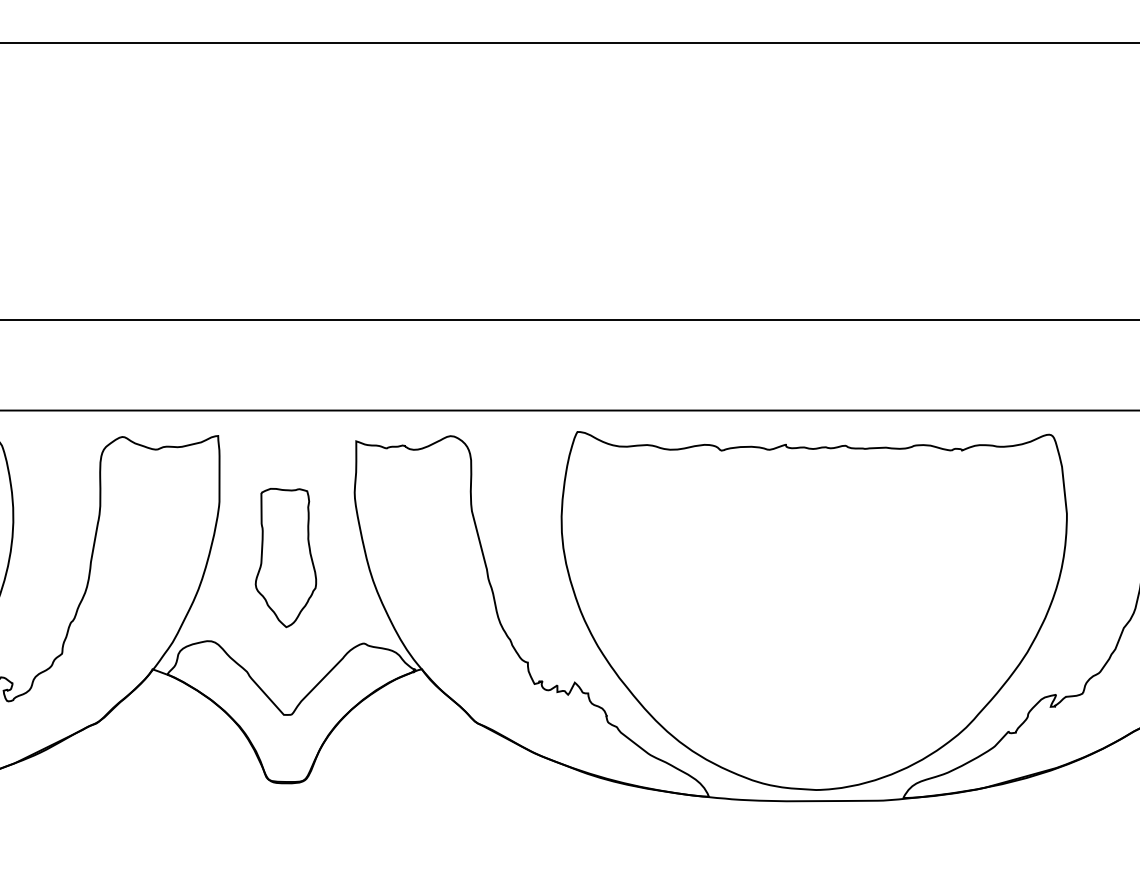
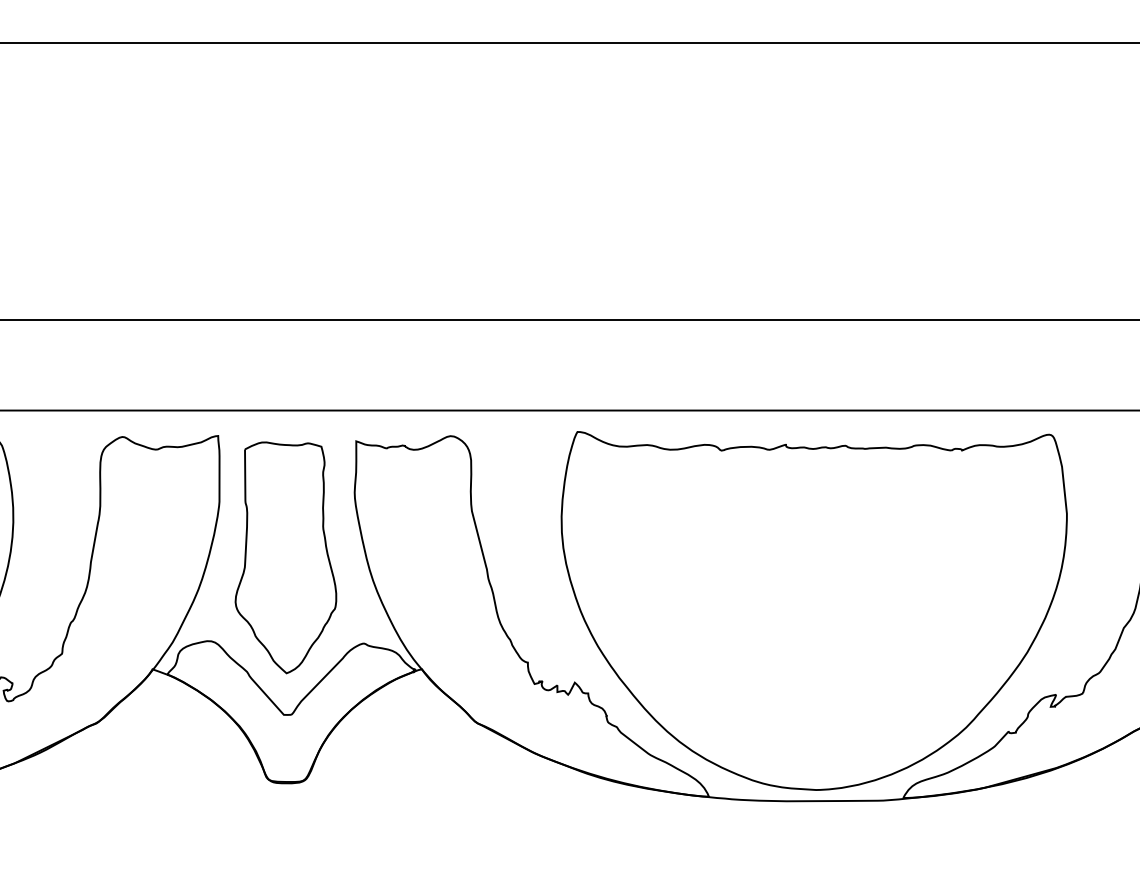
part size: 64x141 px -> 104x234 px (285, 557)
